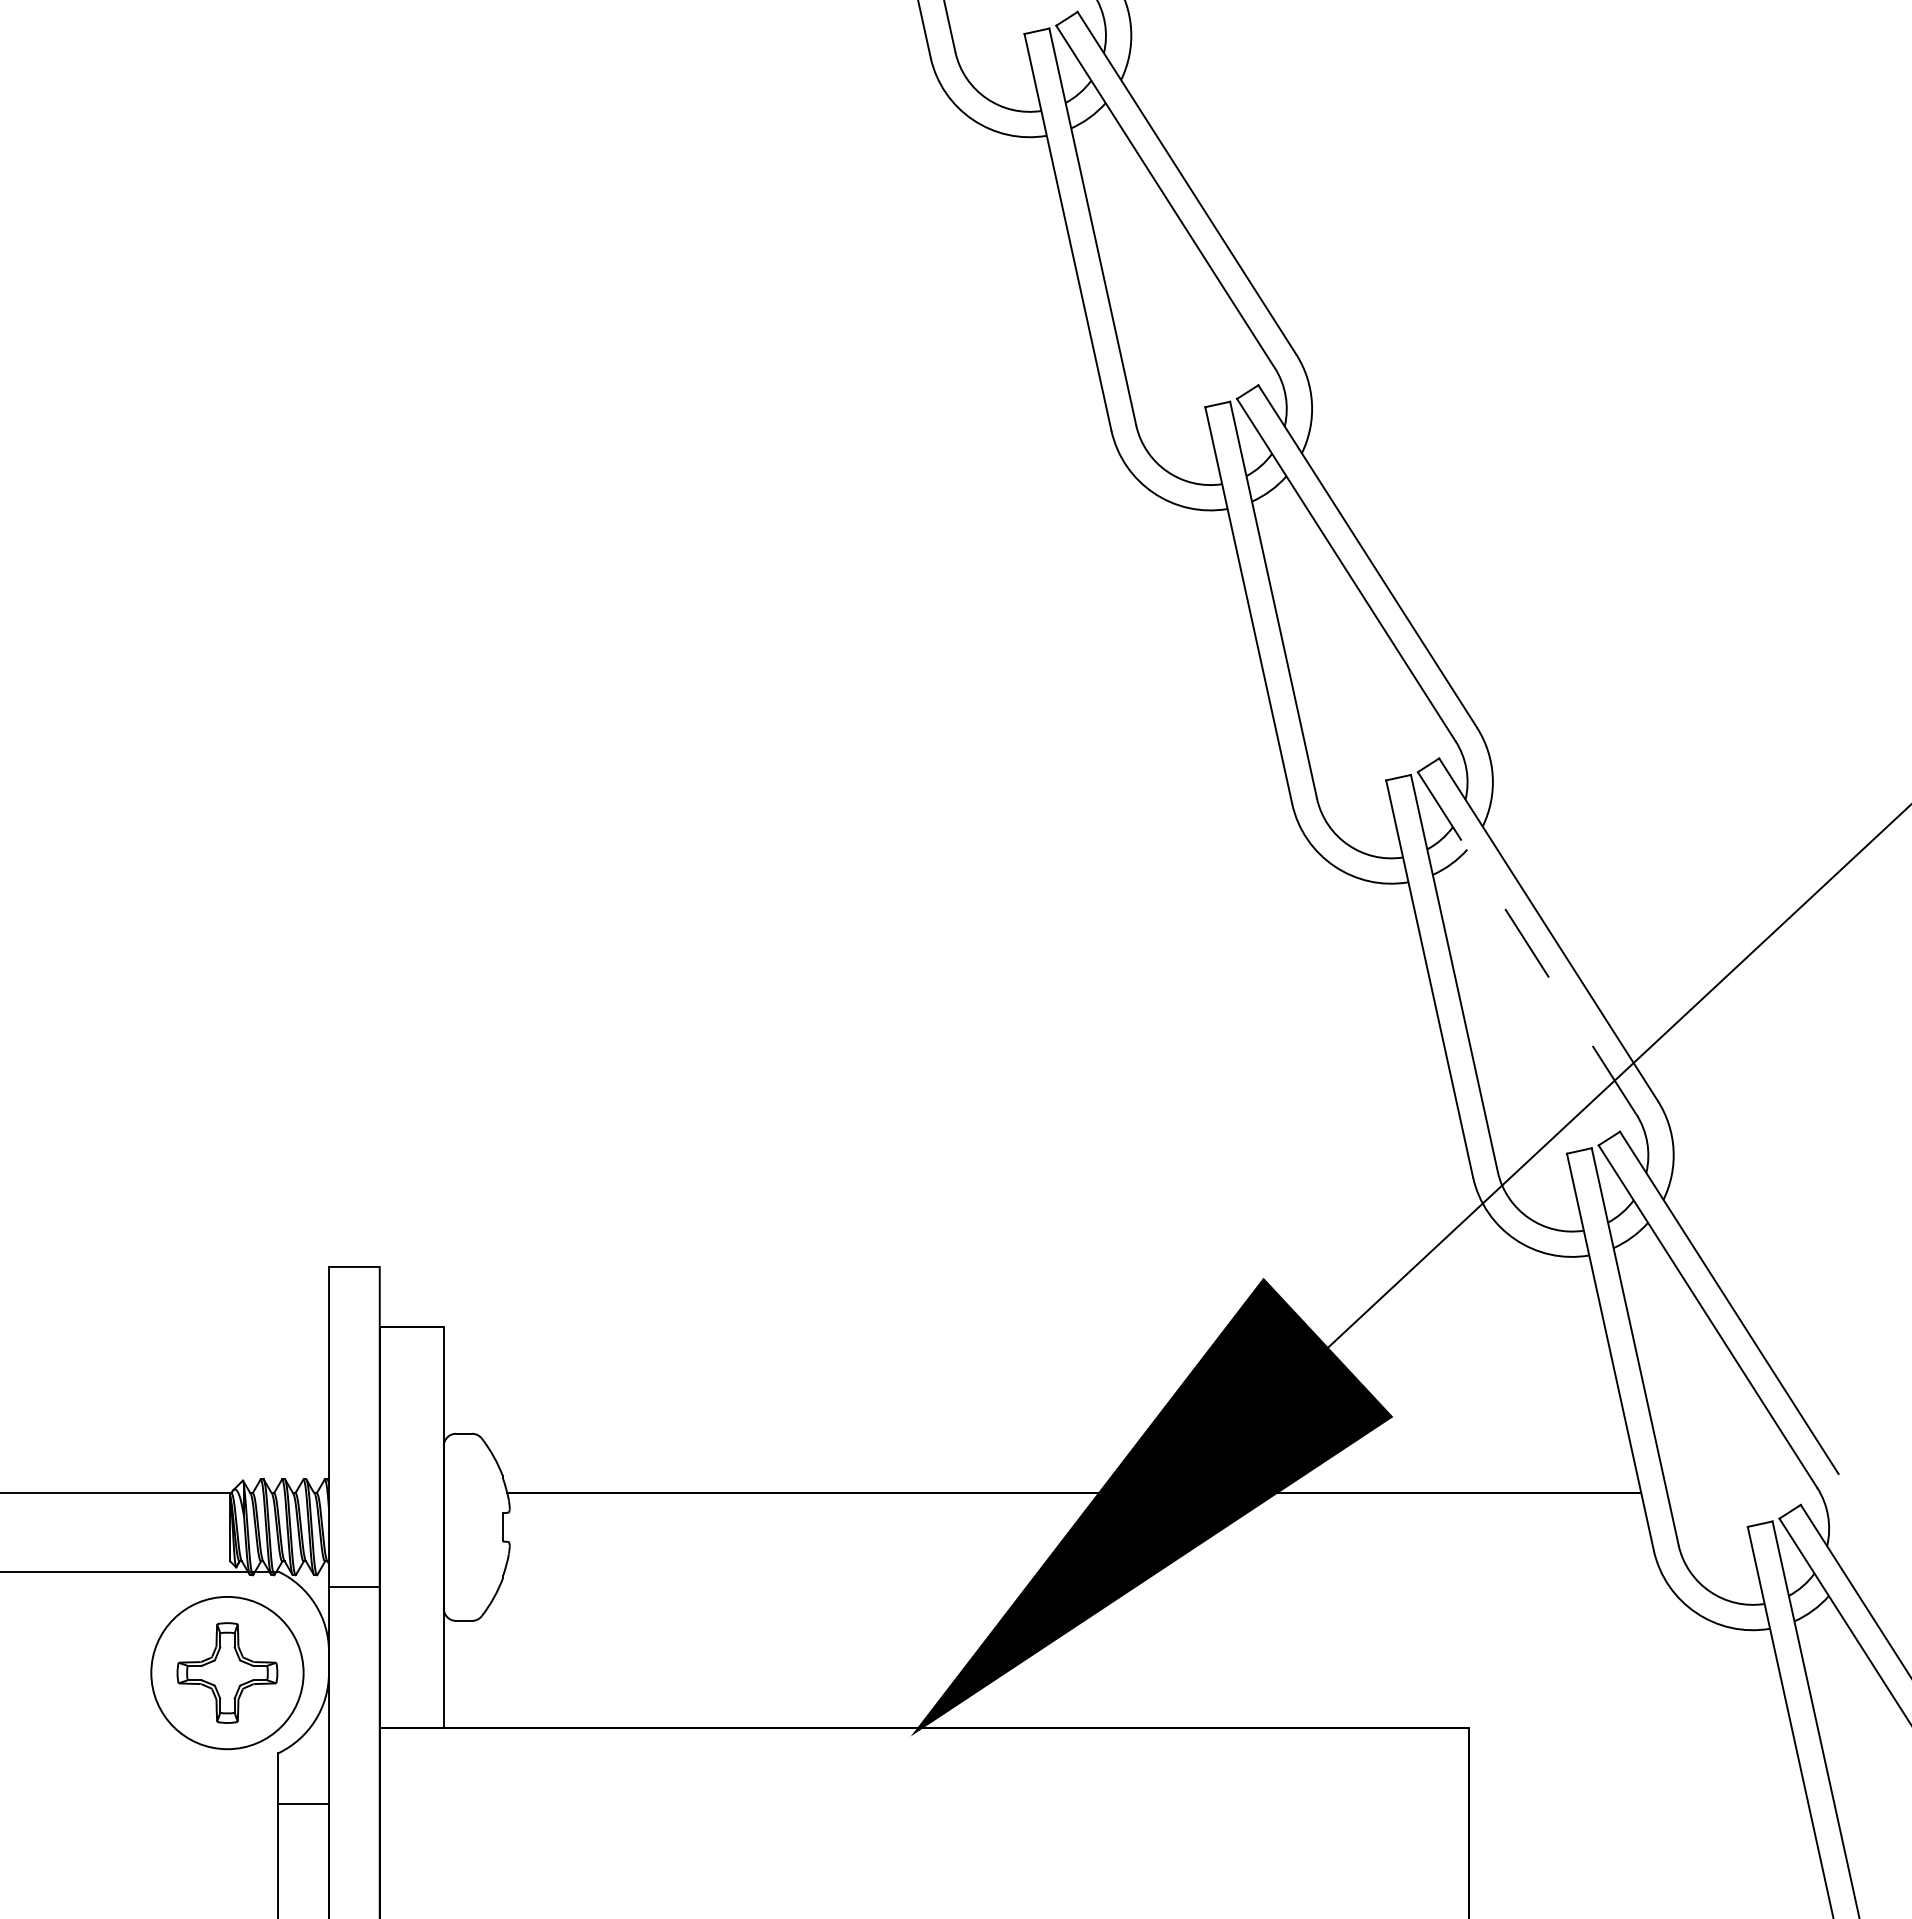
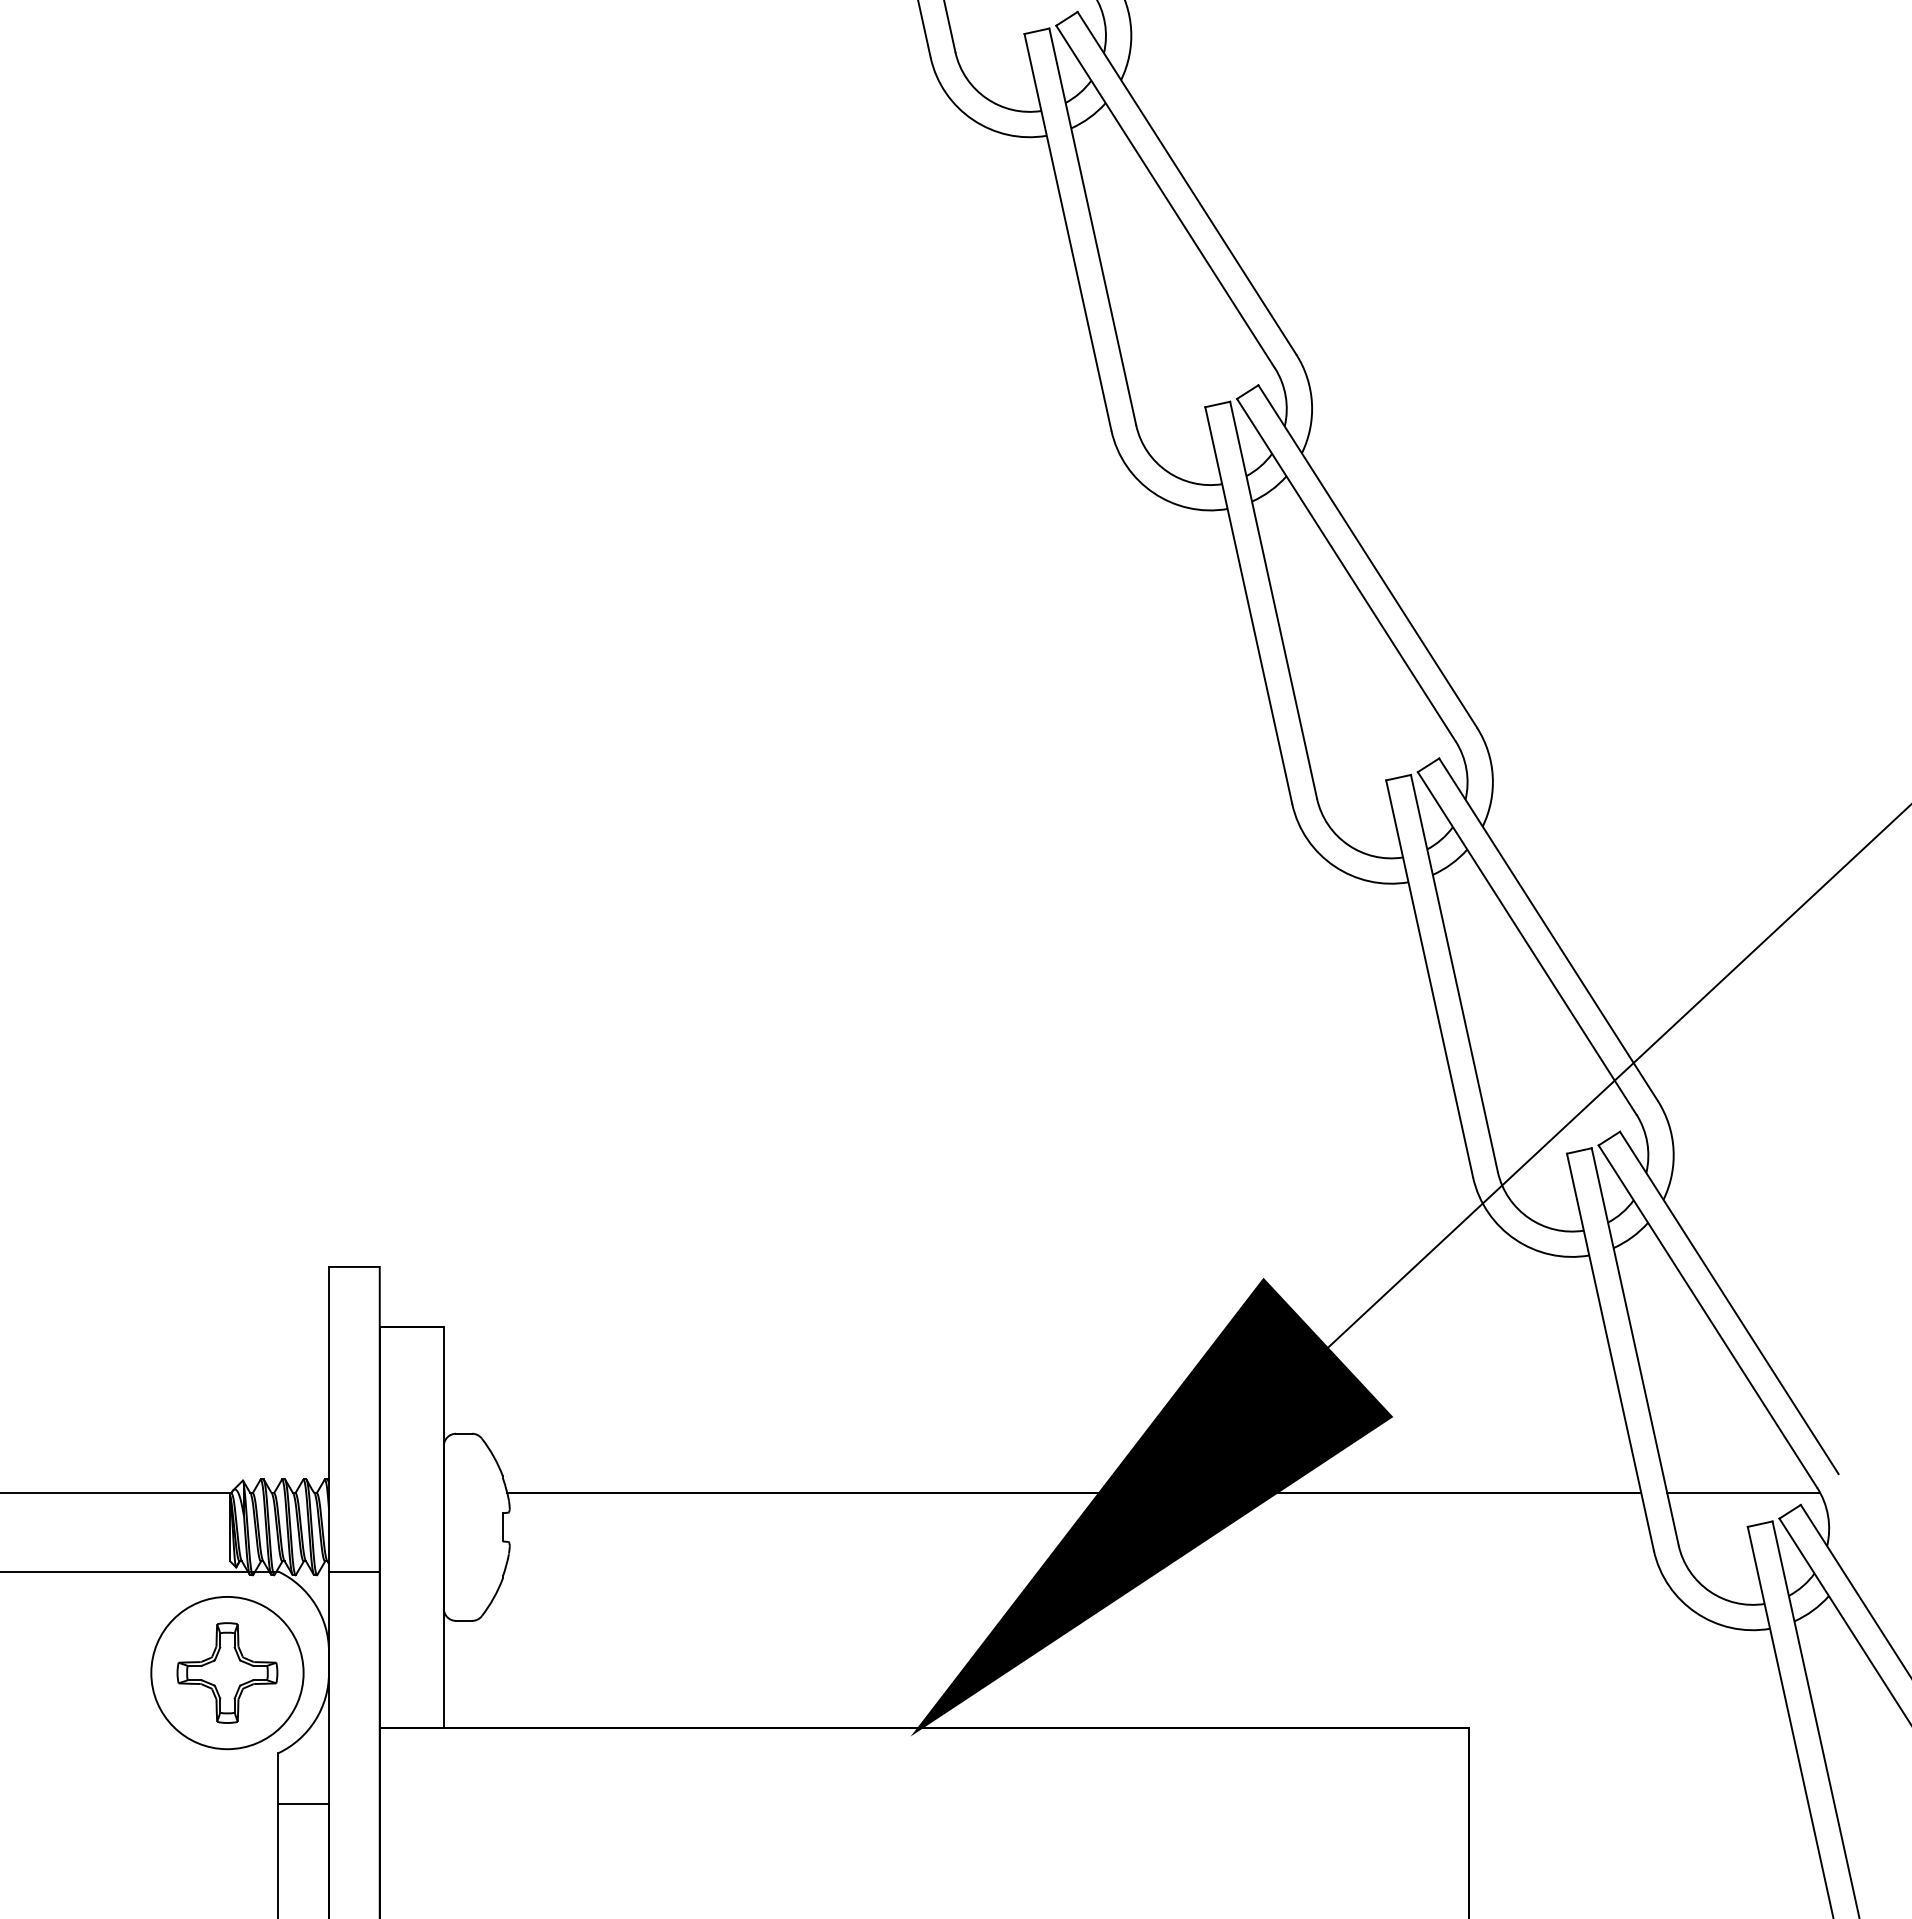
line: dashed -> solid (1527, 943)
line: none -> present (1743, 1492)
line position: (354, 1586) -> (354, 1571) (354, 1571)
